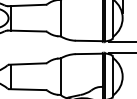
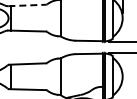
line: solid -> dashed (27, 5)
